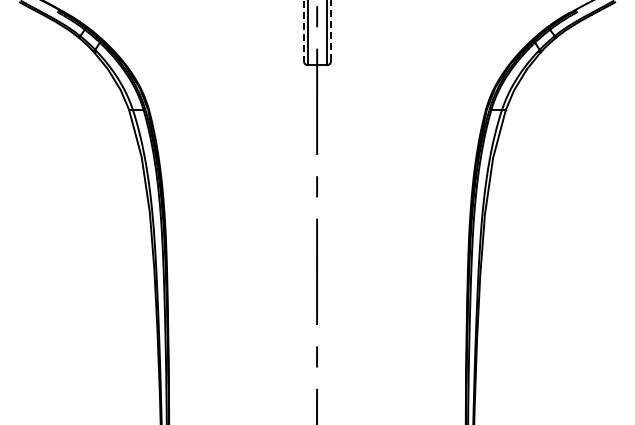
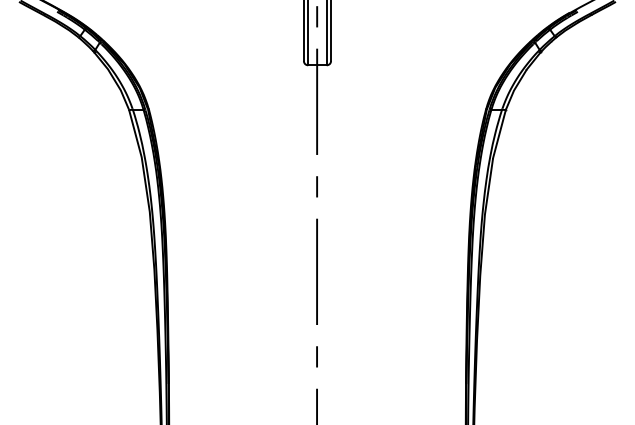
line: dashed -> solid (331, 30)
line: dashed -> solid (303, 31)
